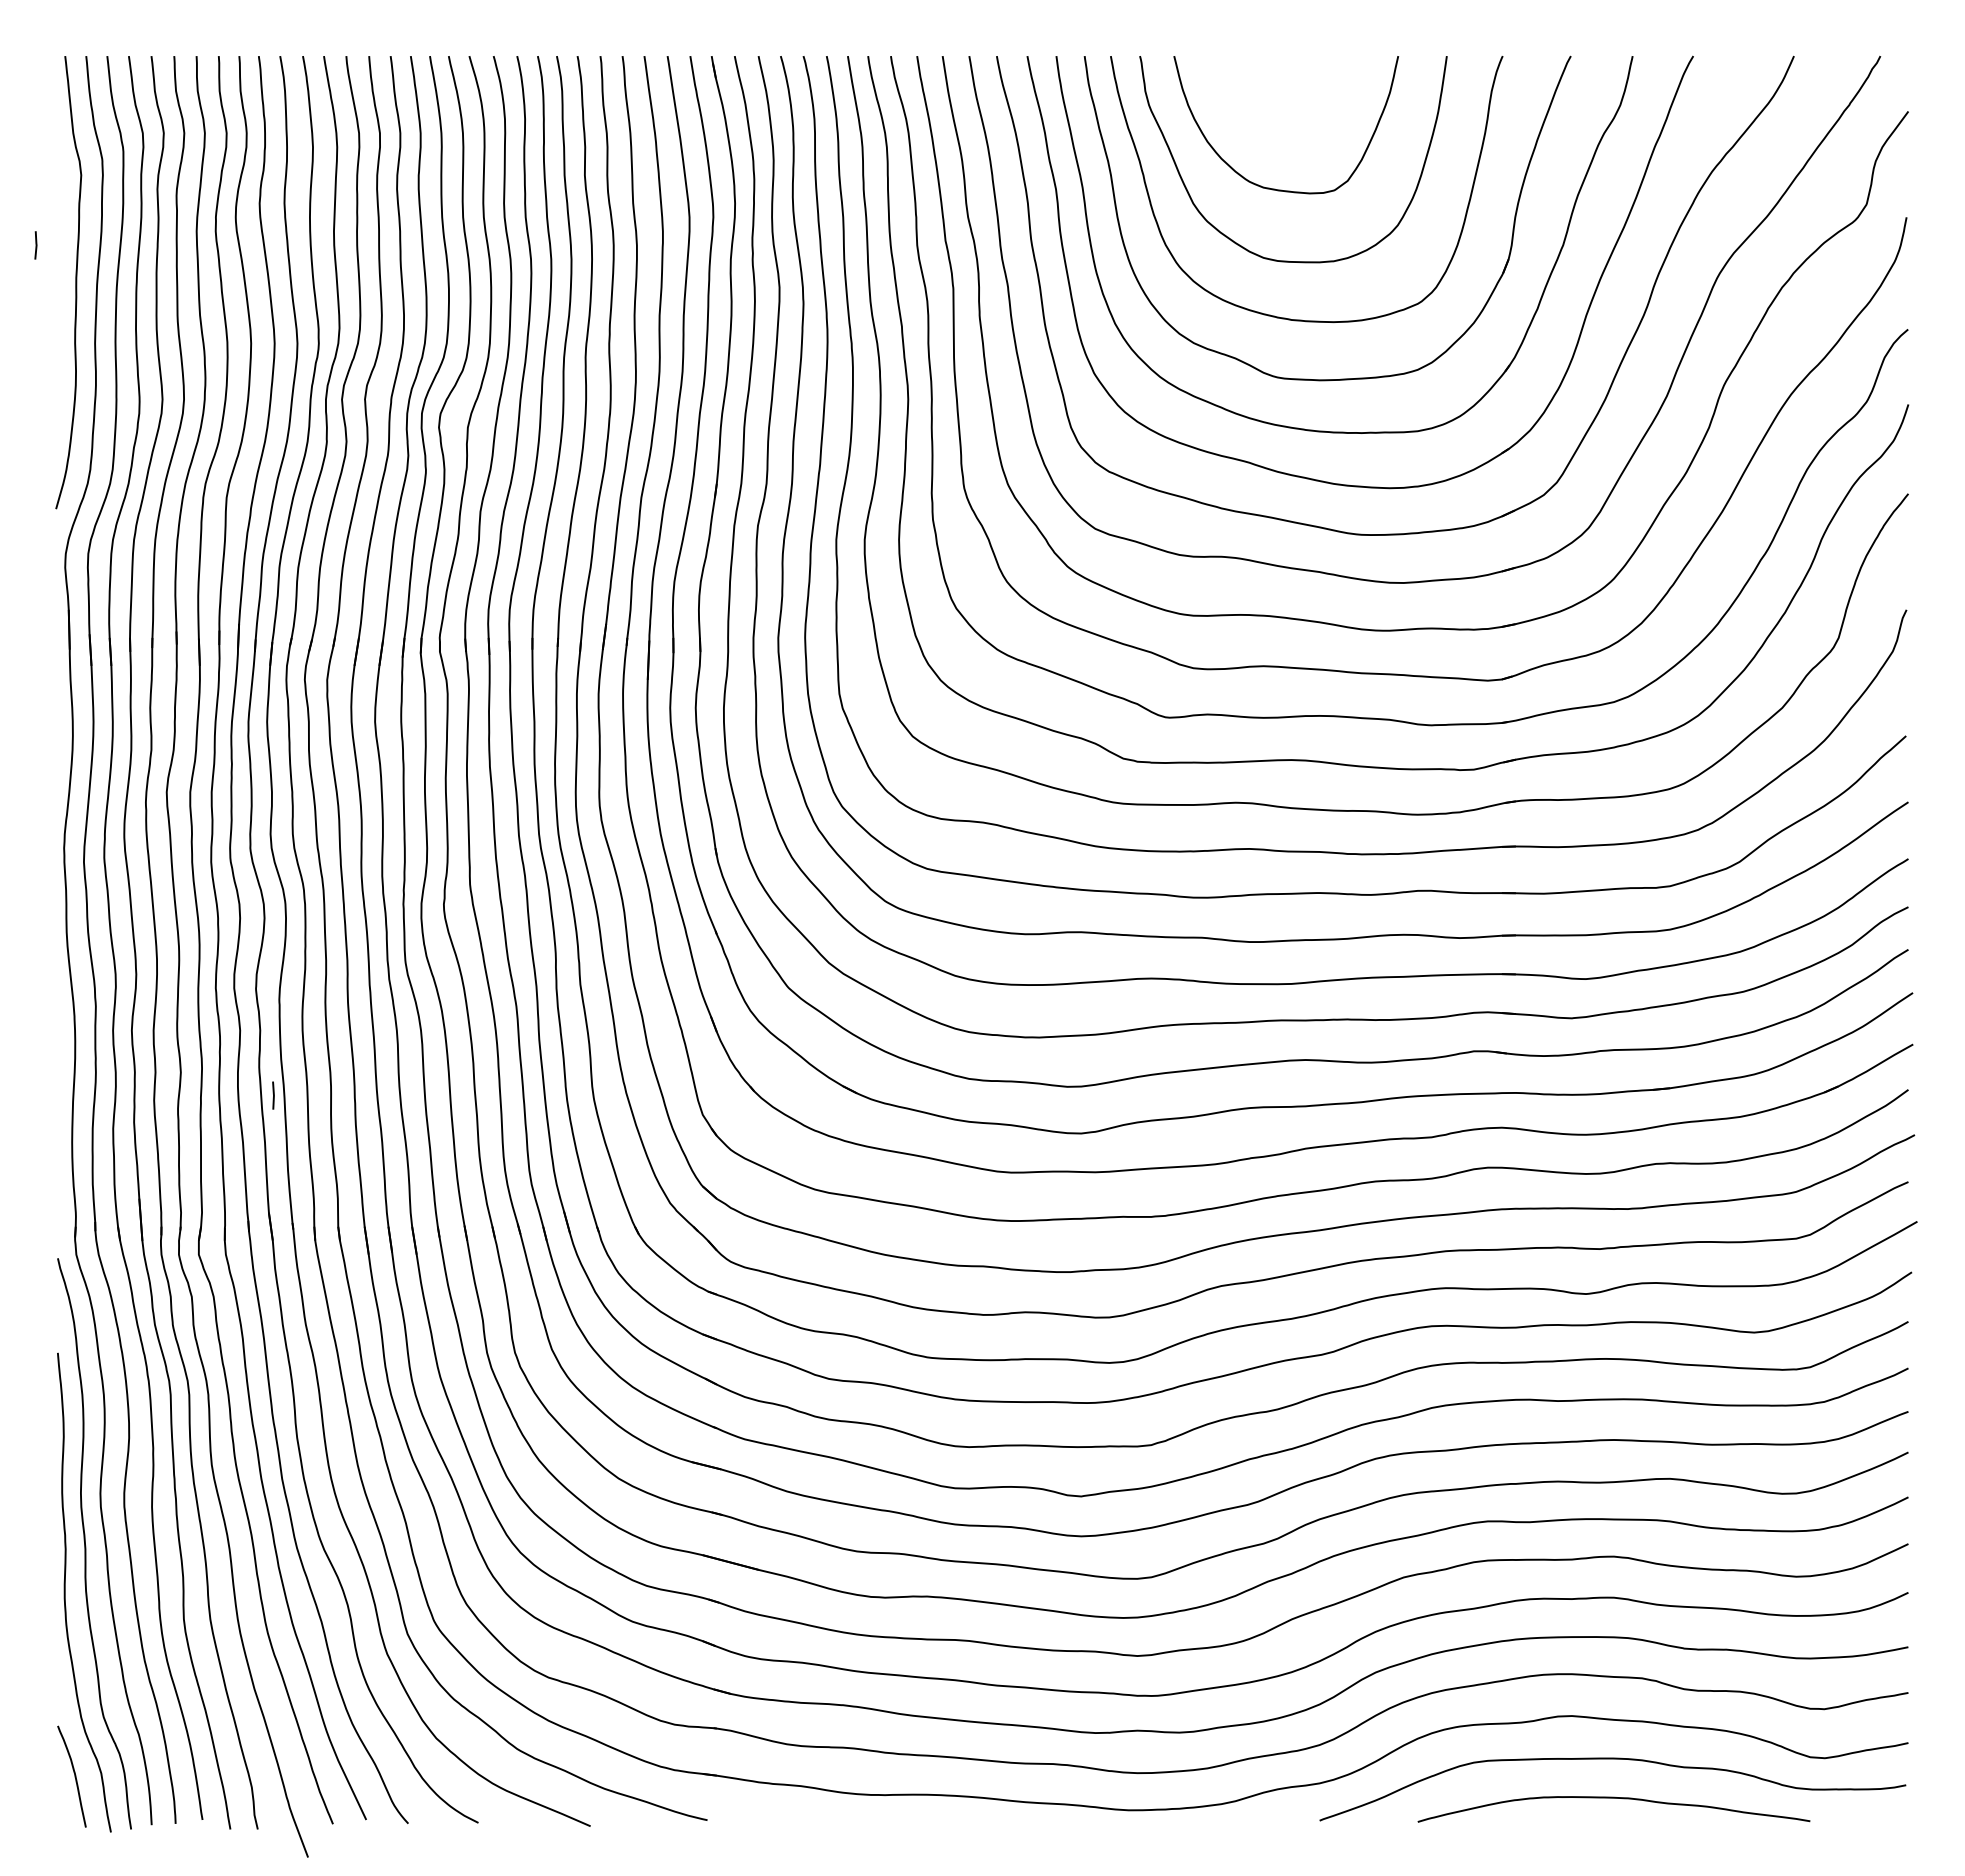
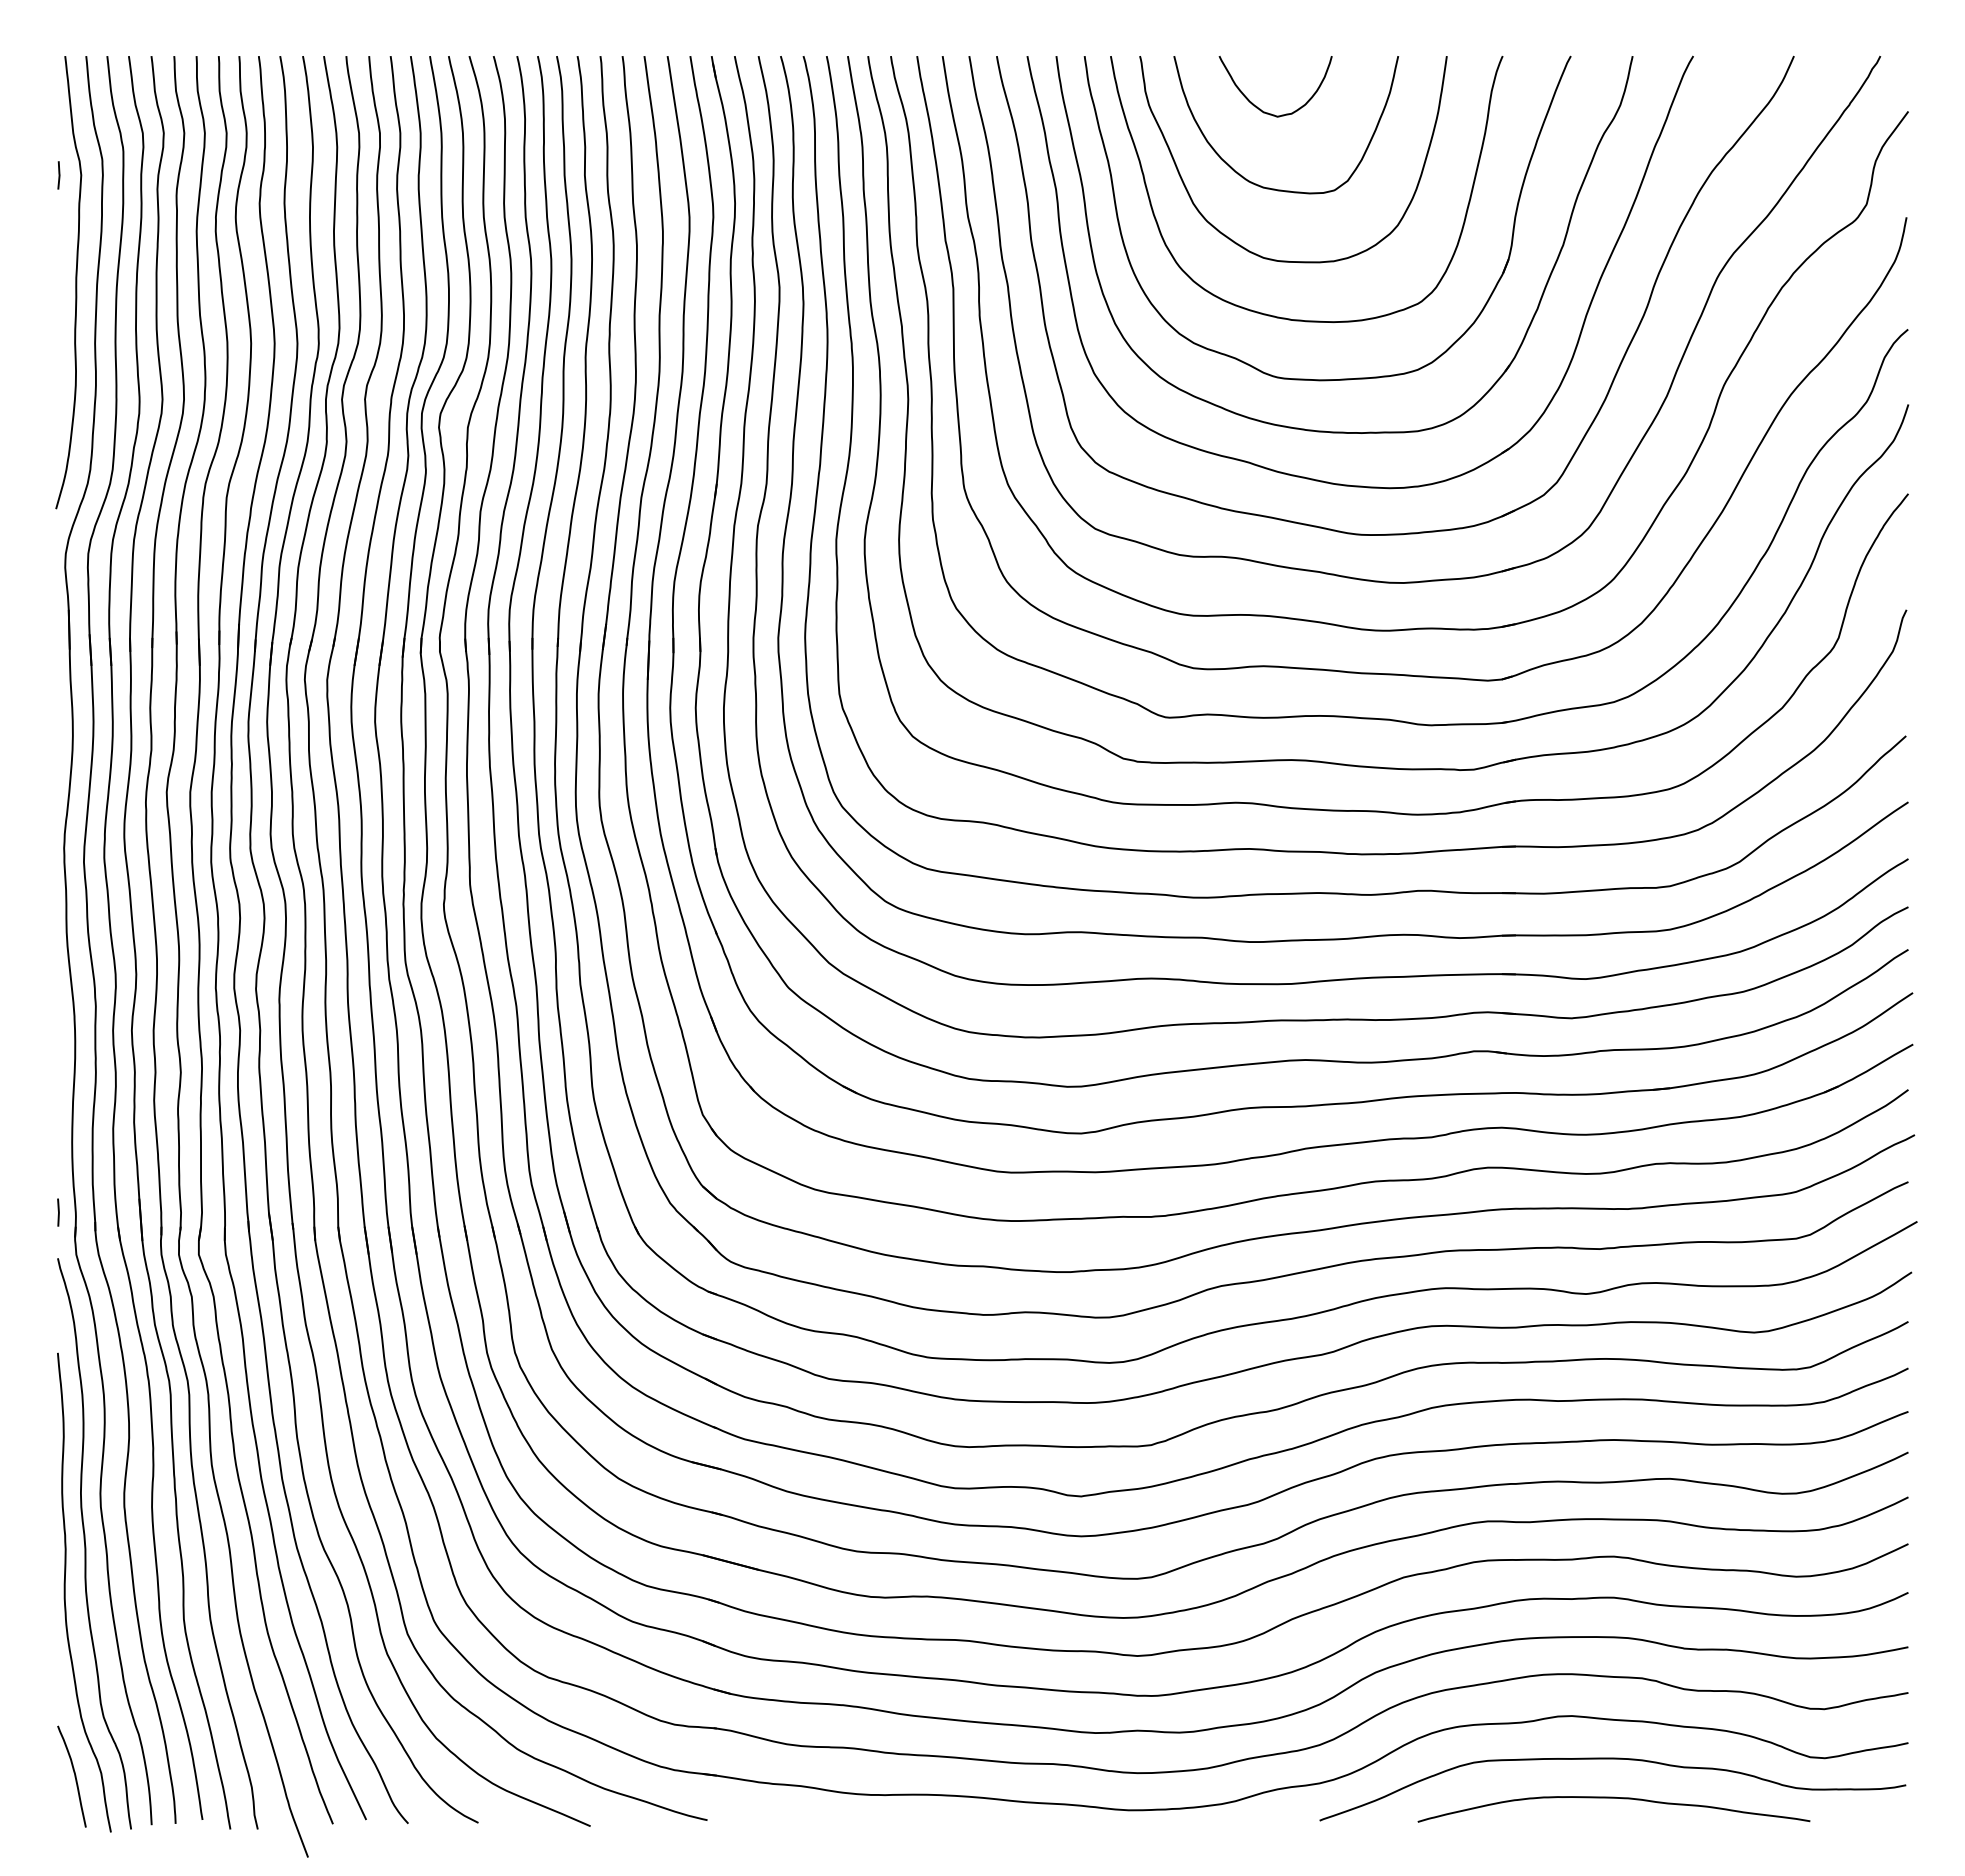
curve: none -> present (1260, 108)
line position: (35, 245) -> (58, 175) (58, 175)
line position: (273, 1095) -> (58, 1212) (58, 1212)
